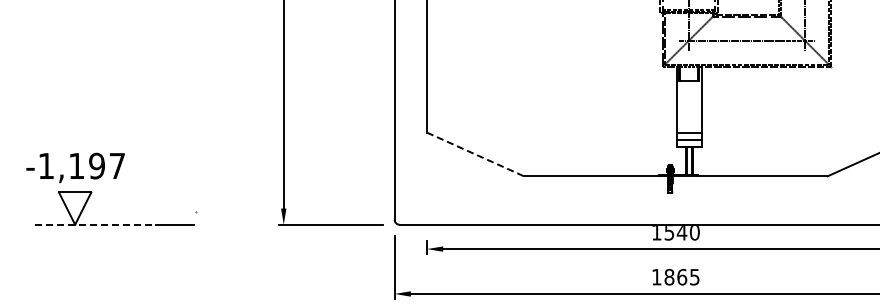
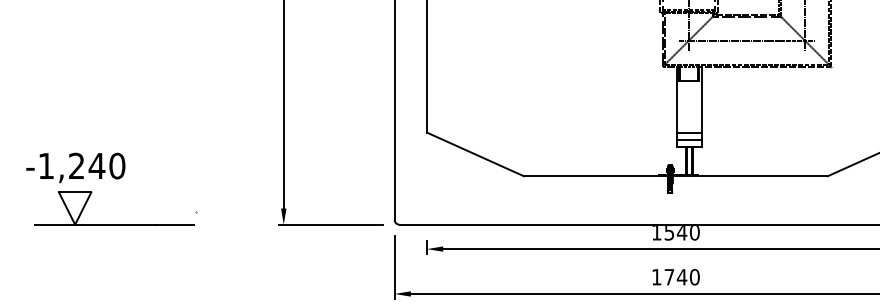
line: dashed -> solid (475, 154)
text: -1,197 -> -1,240 (97, 165)
line: dashed -> solid (95, 224)
text: 1865 -> 1740 (681, 276)
